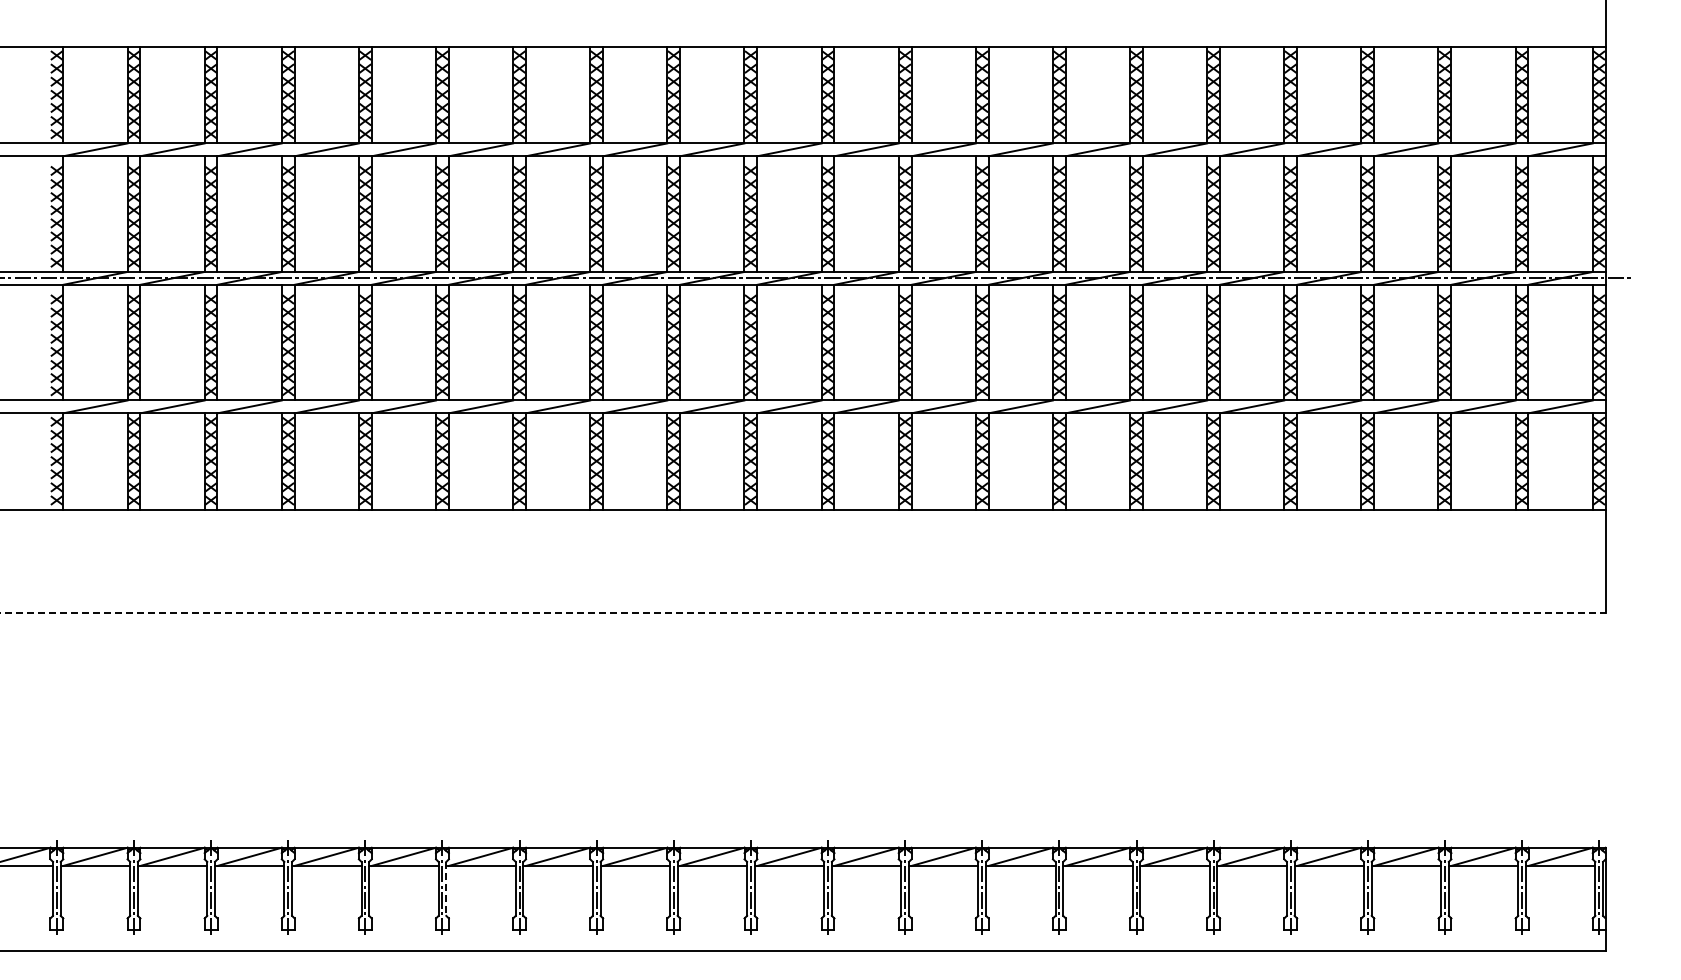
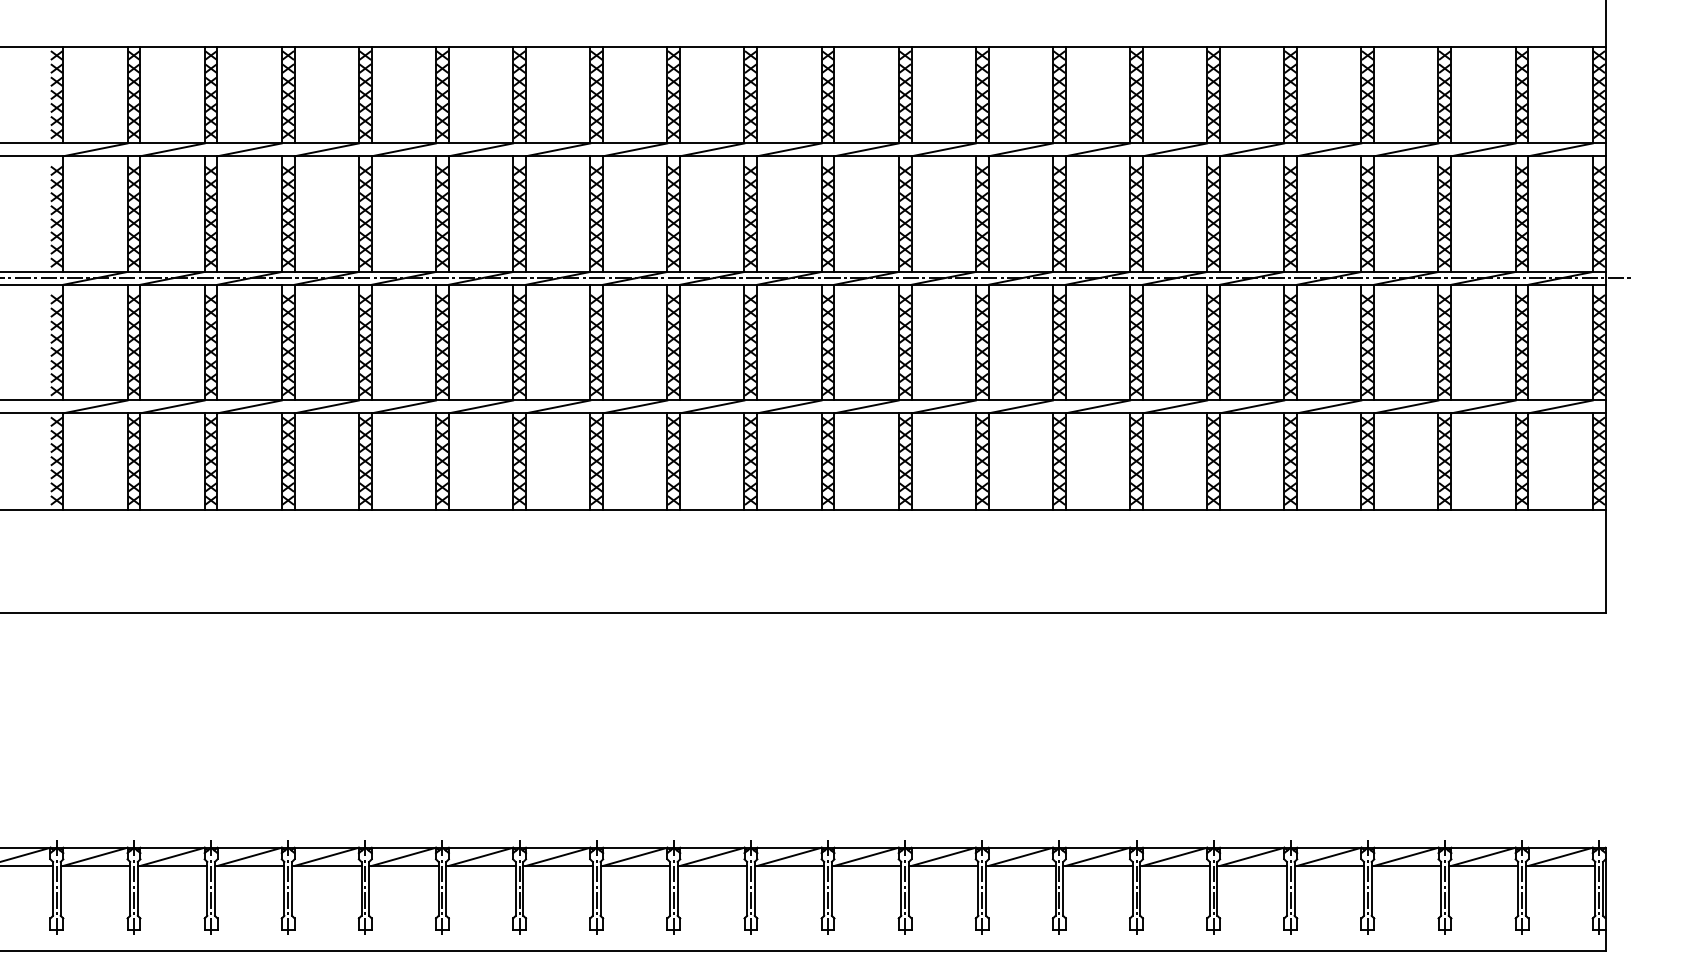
line: dashed -> solid (803, 612)
line: dashed -> solid (446, 888)
